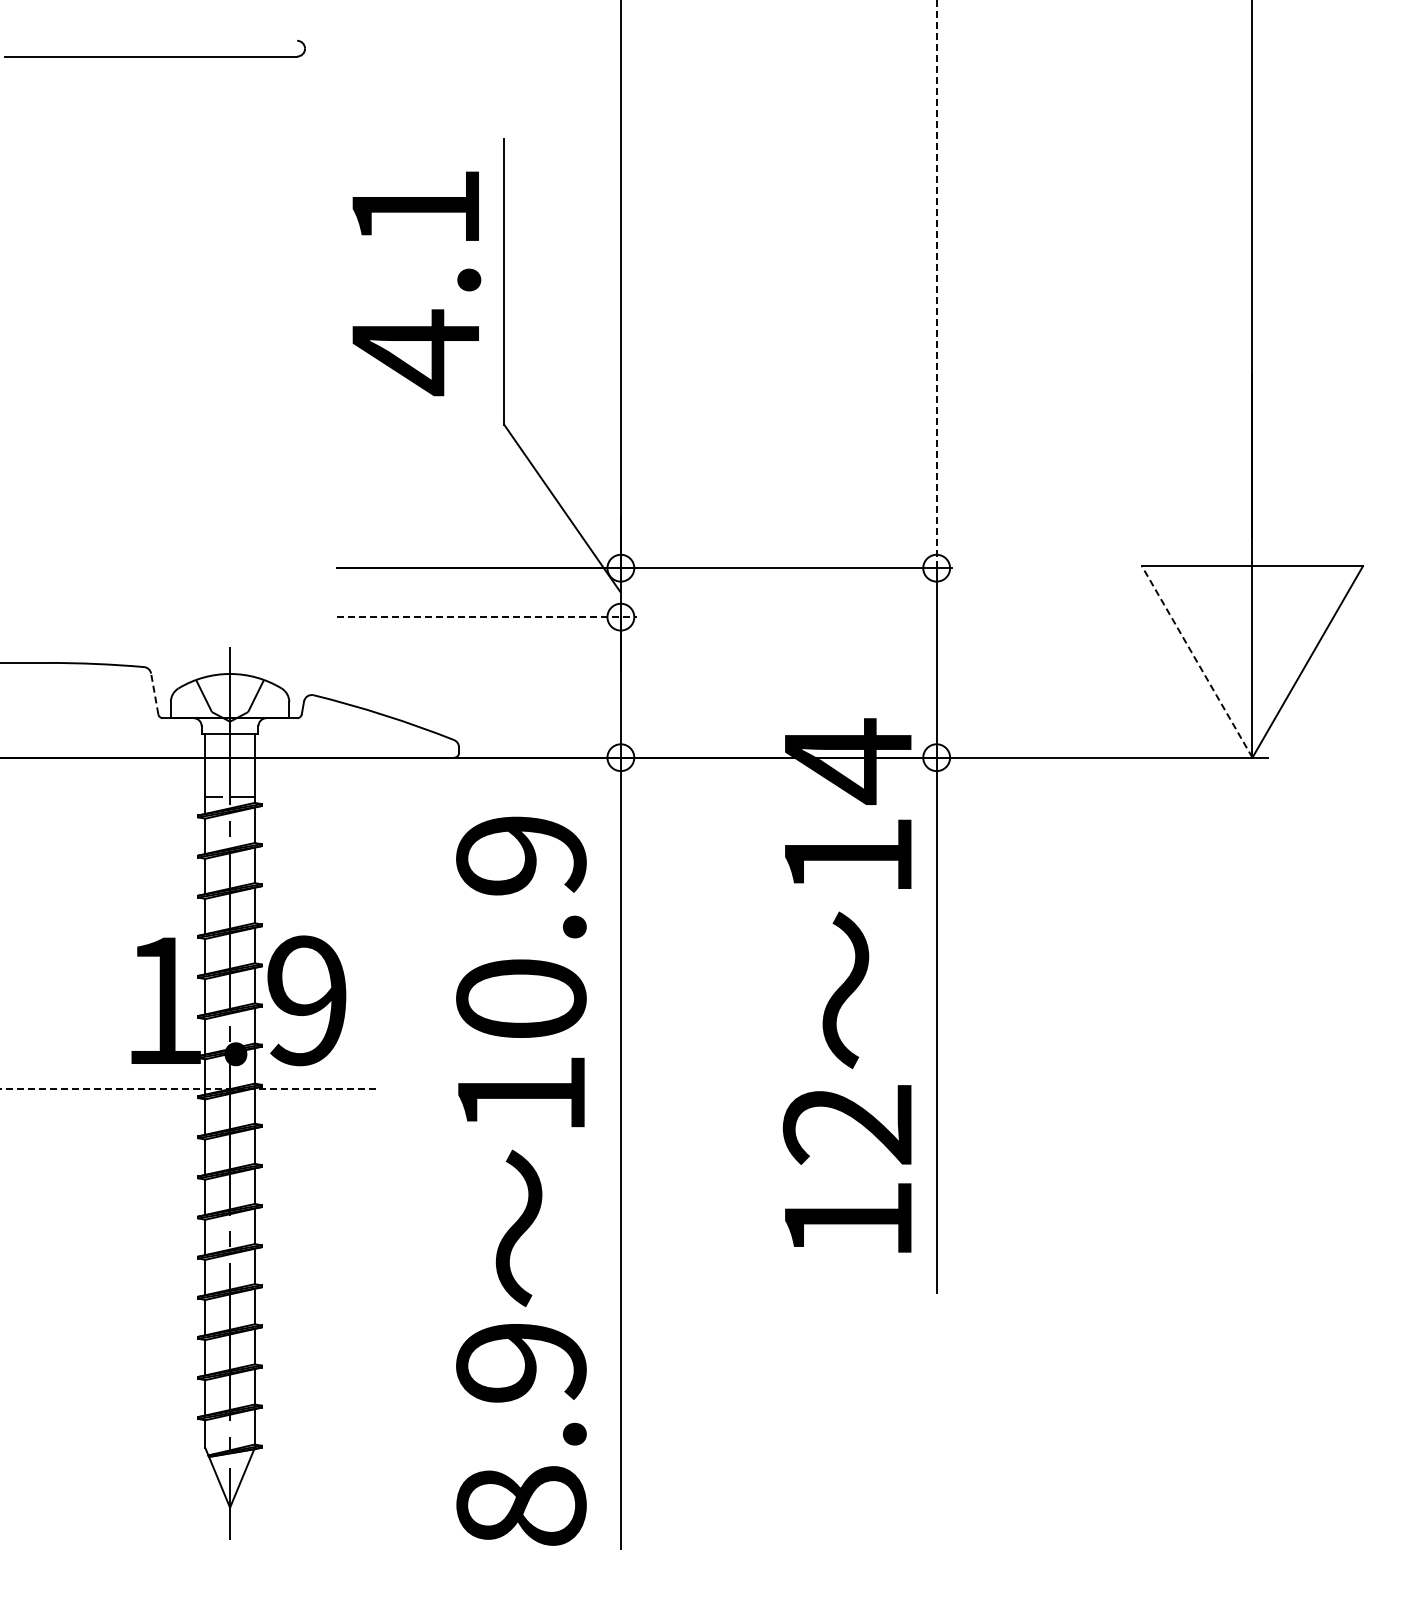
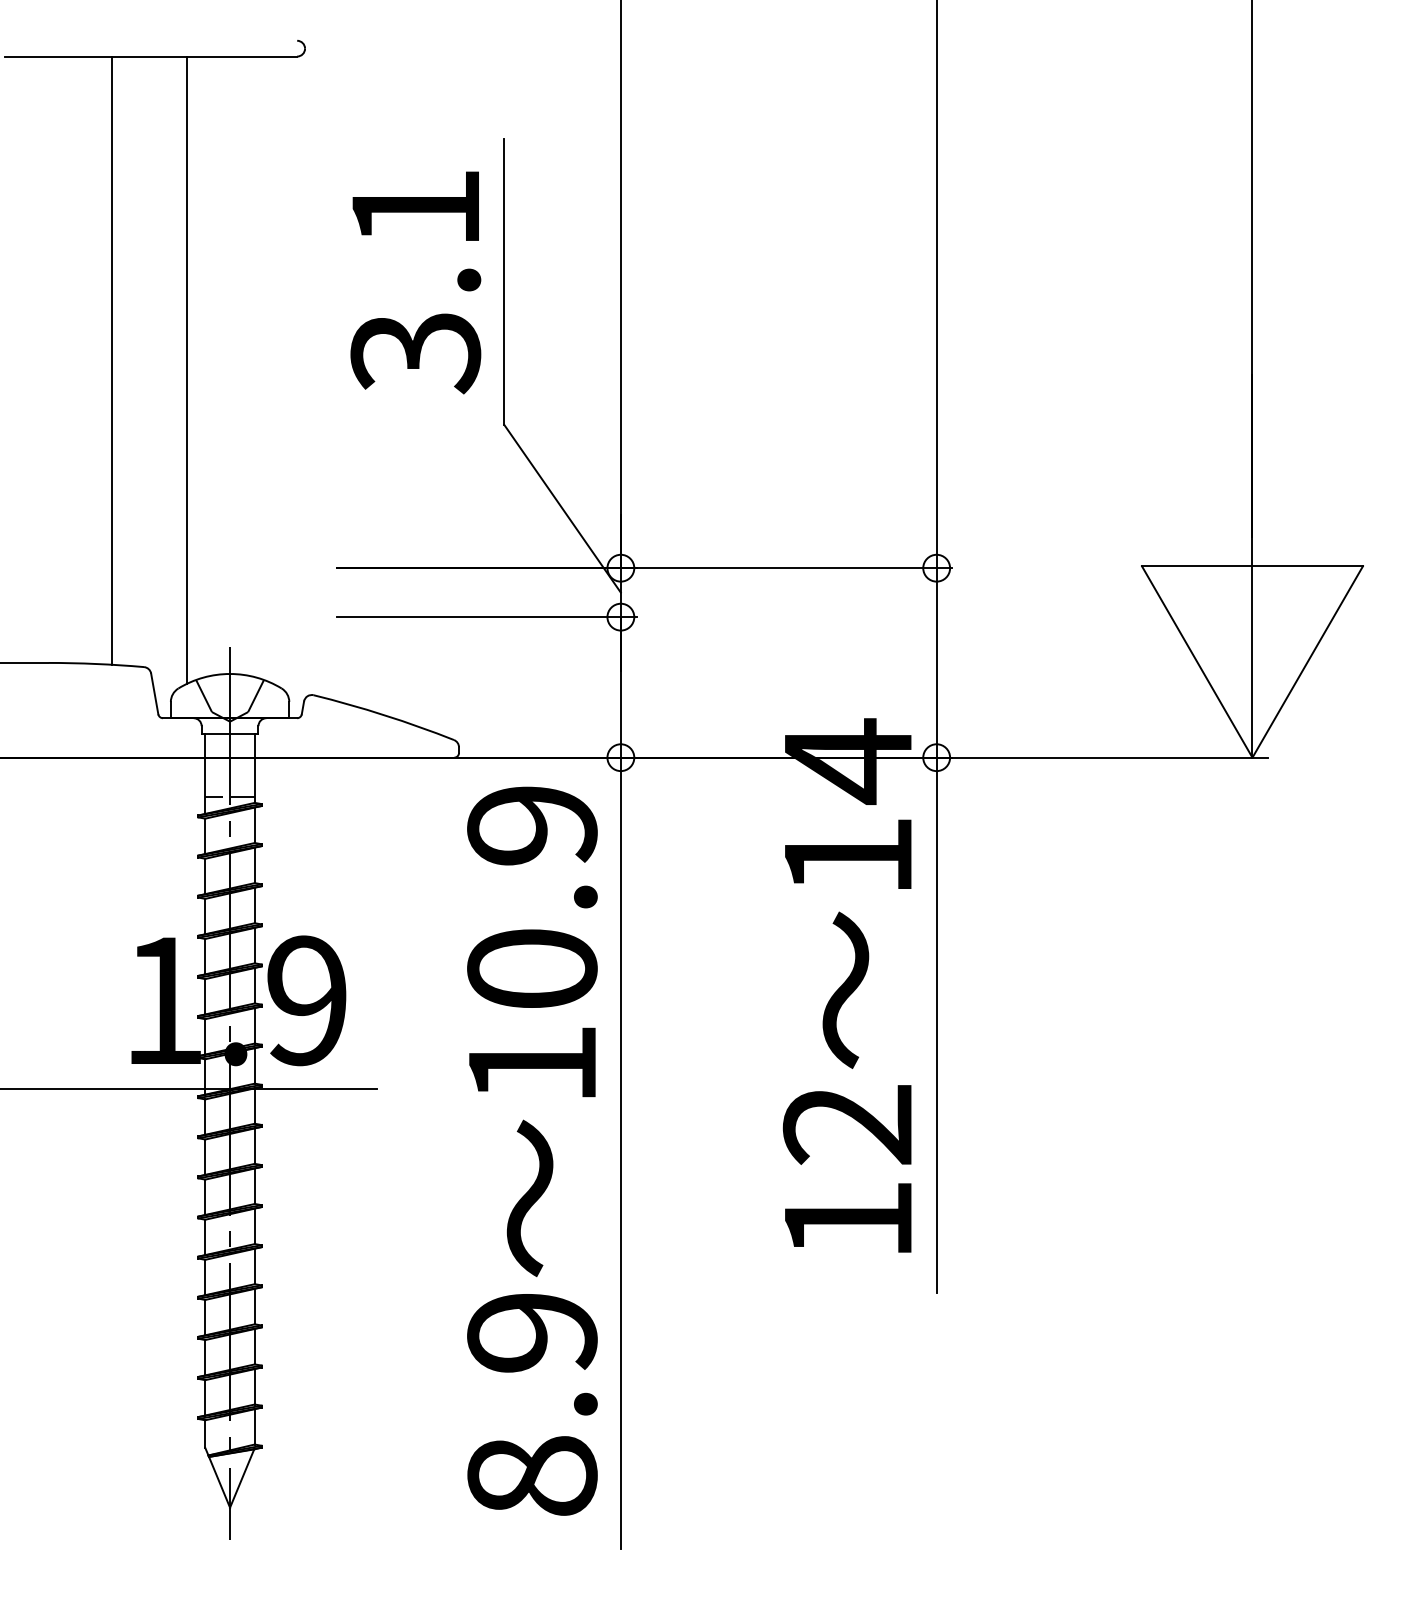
line: dashed -> solid (936, 284)
text: 4.1 -> 3.1 (415, 352)
line: none -> present (111, 360)
line: none -> present (187, 369)
line: dashed -> solid (487, 617)
line: dashed -> solid (1197, 661)
line: dashed -> solid (154, 693)
line: dashed -> solid (189, 1089)
text position: (521, 1180) -> (532, 1150) (532, 1150)
